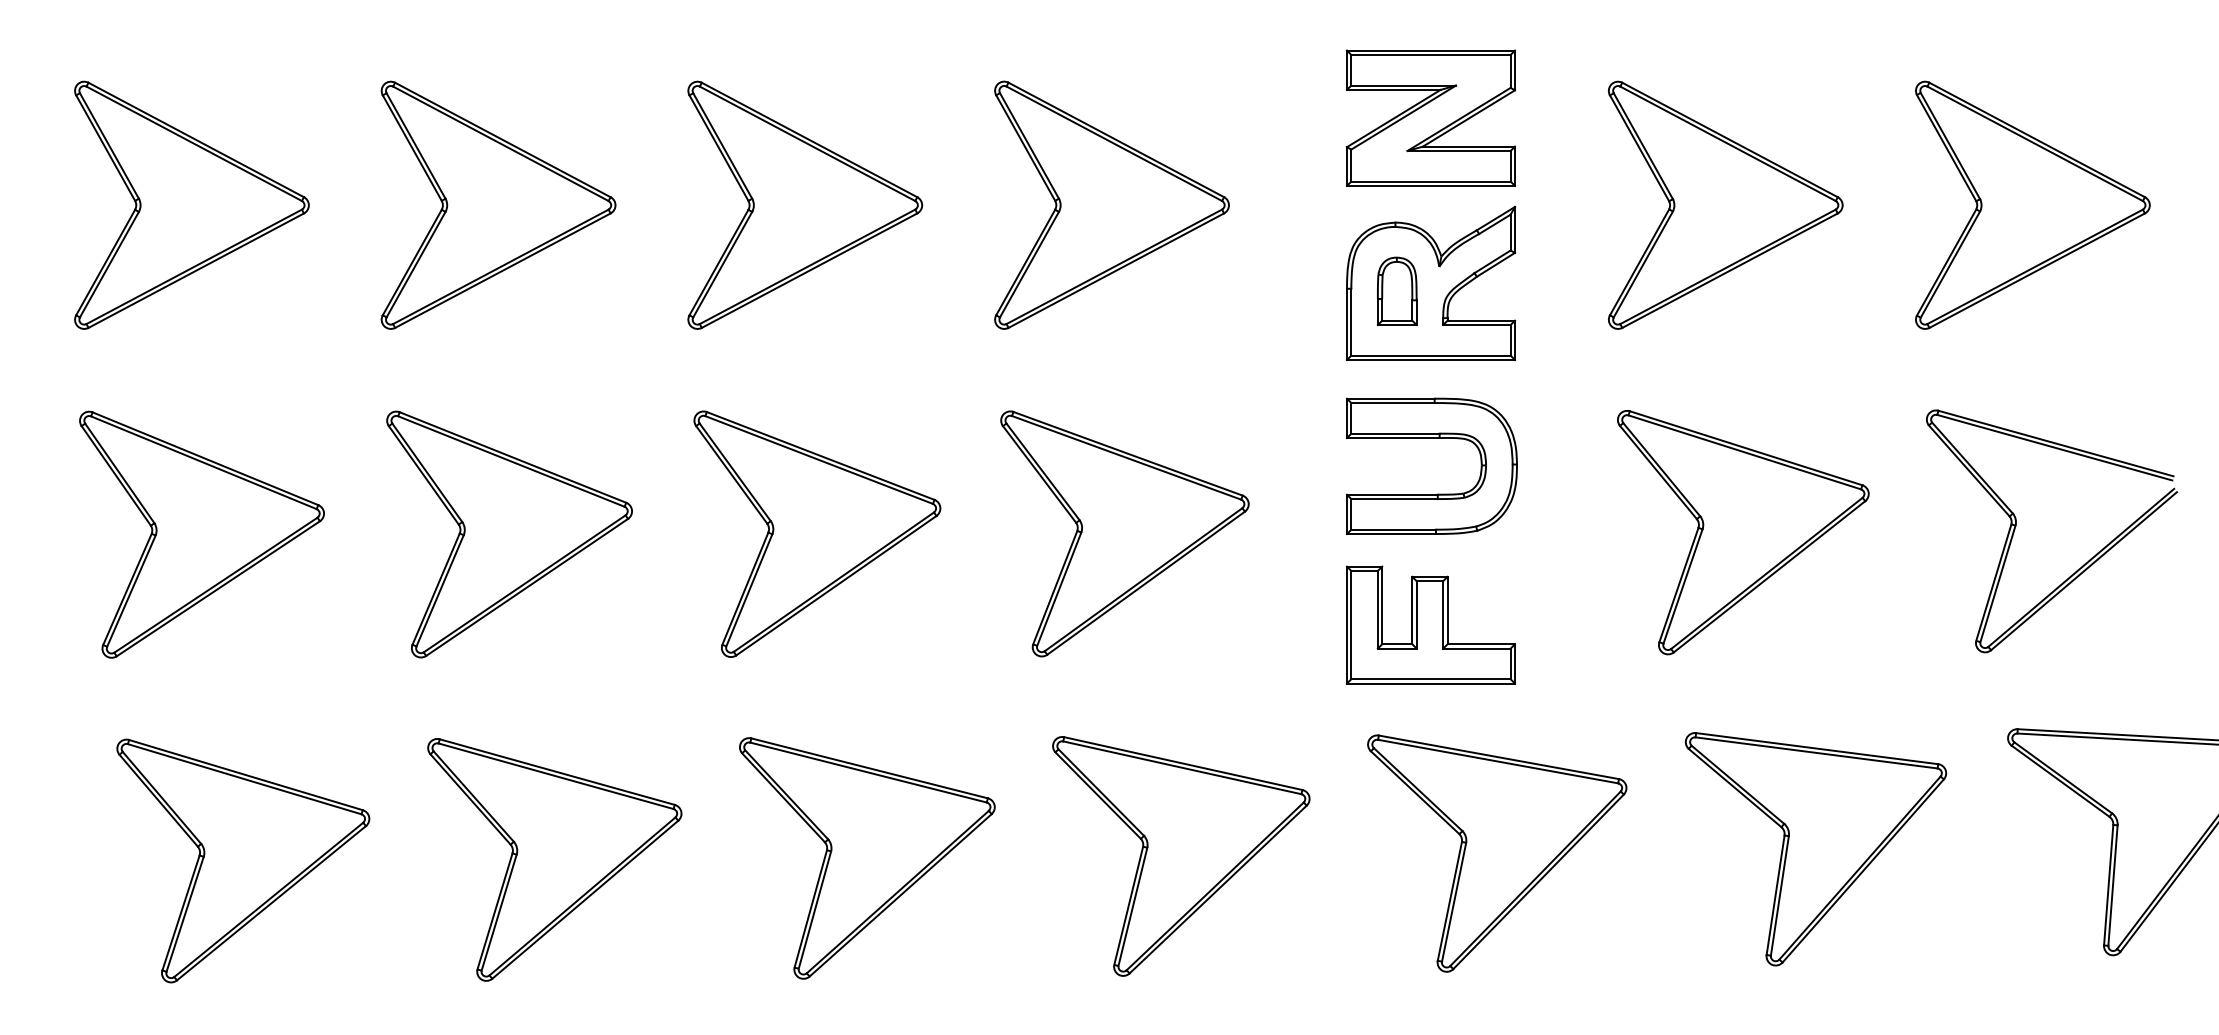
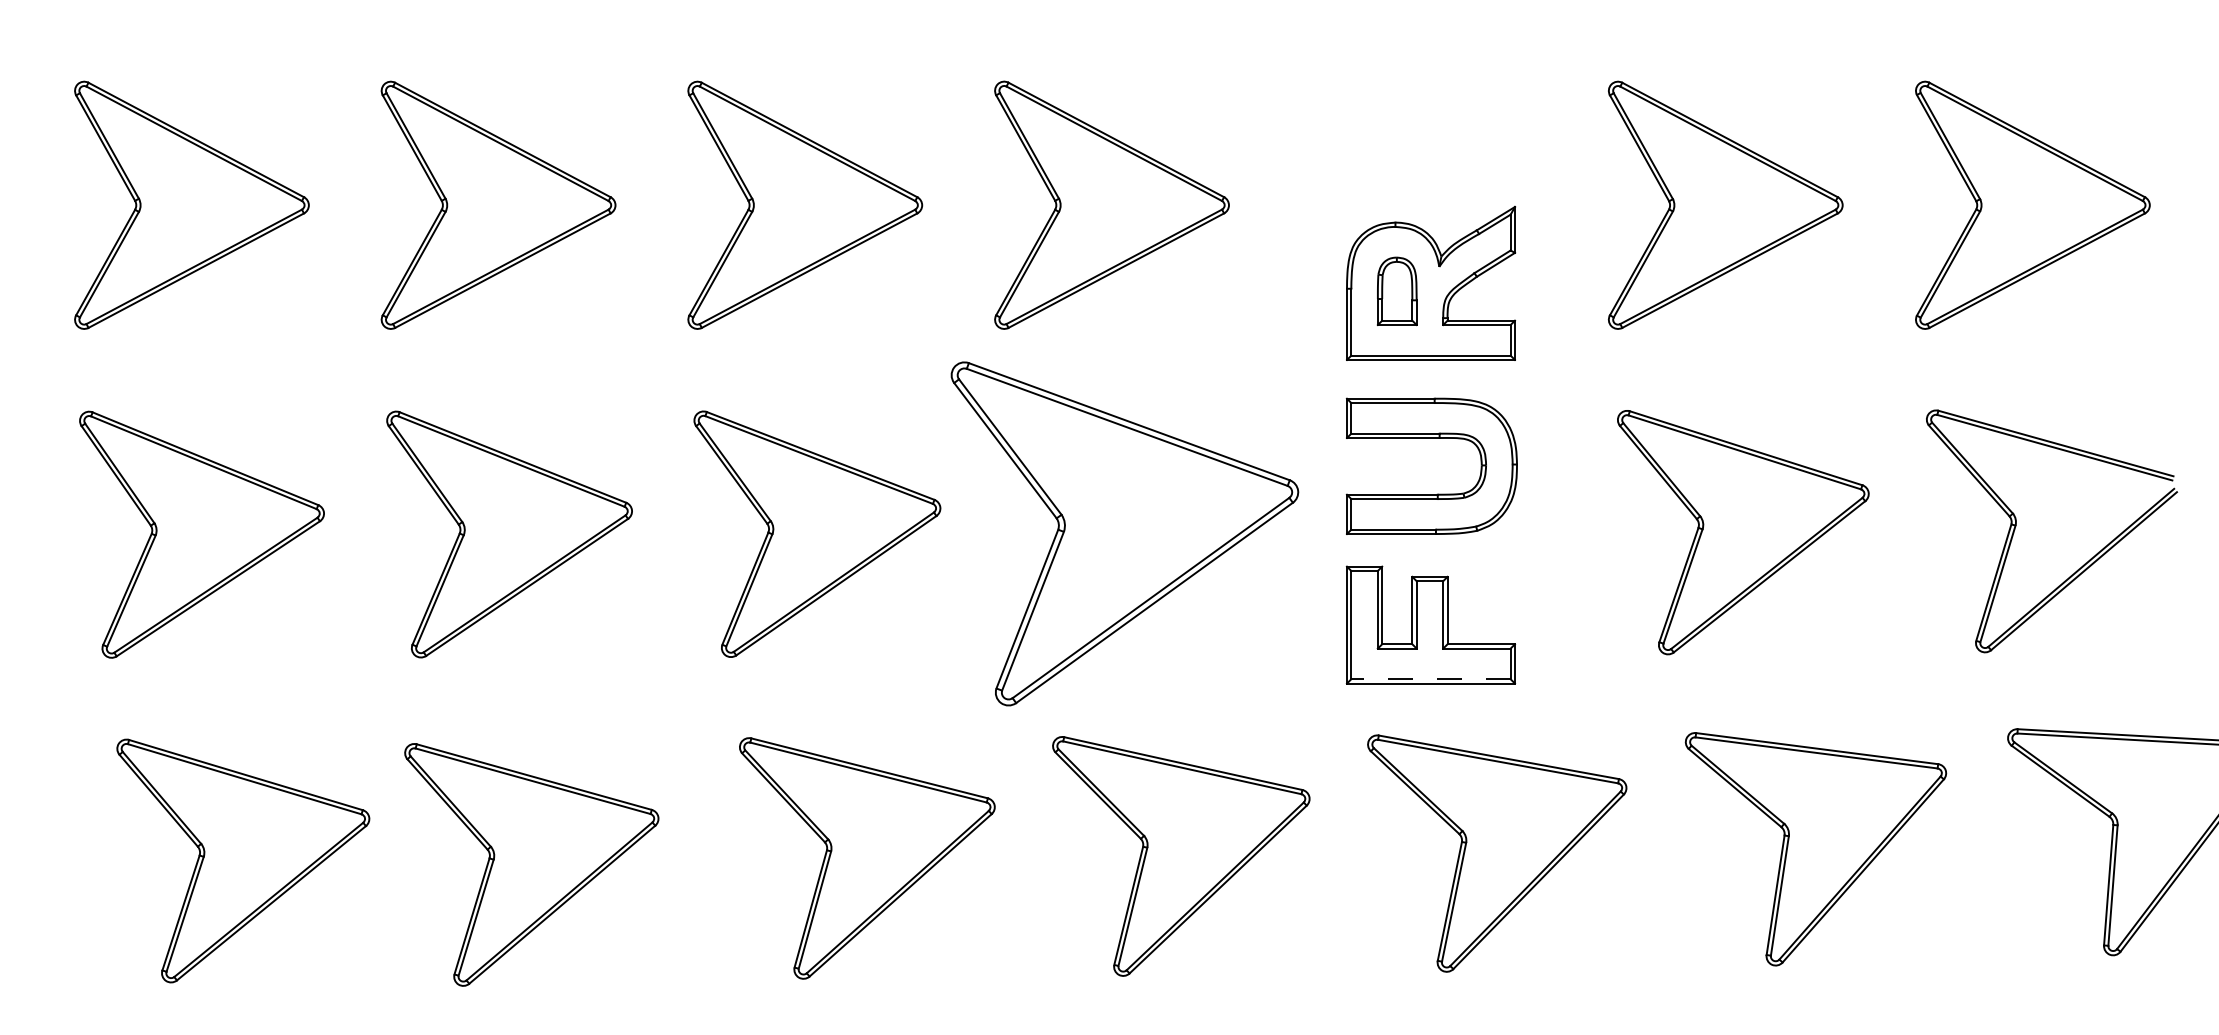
part: present -> none (1430, 117)
part size: 250x248 px -> 350x346 px (1124, 533)
line: solid -> dashed (1430, 679)
part position: (554, 859) -> (531, 864) (531, 864)
